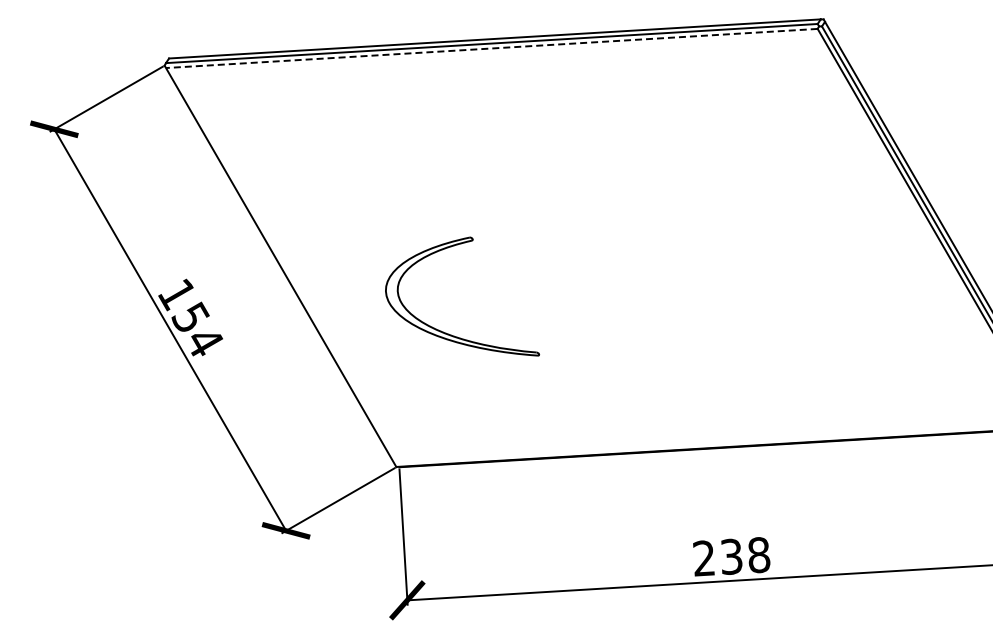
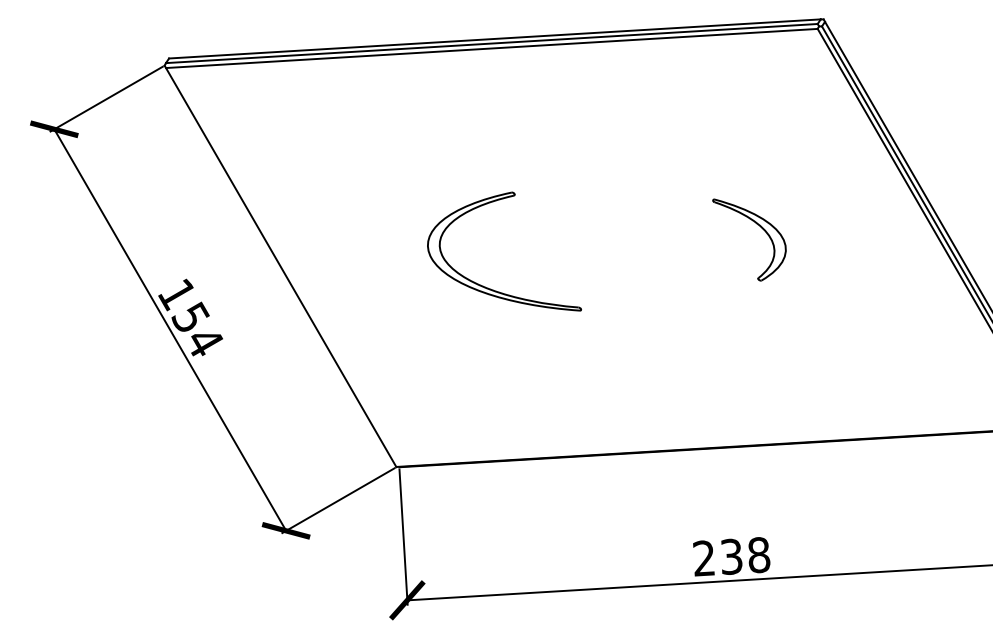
line: dashed -> solid (491, 48)
part: none -> present (760, 227)
part position: (446, 332) -> (488, 287) (488, 287)
